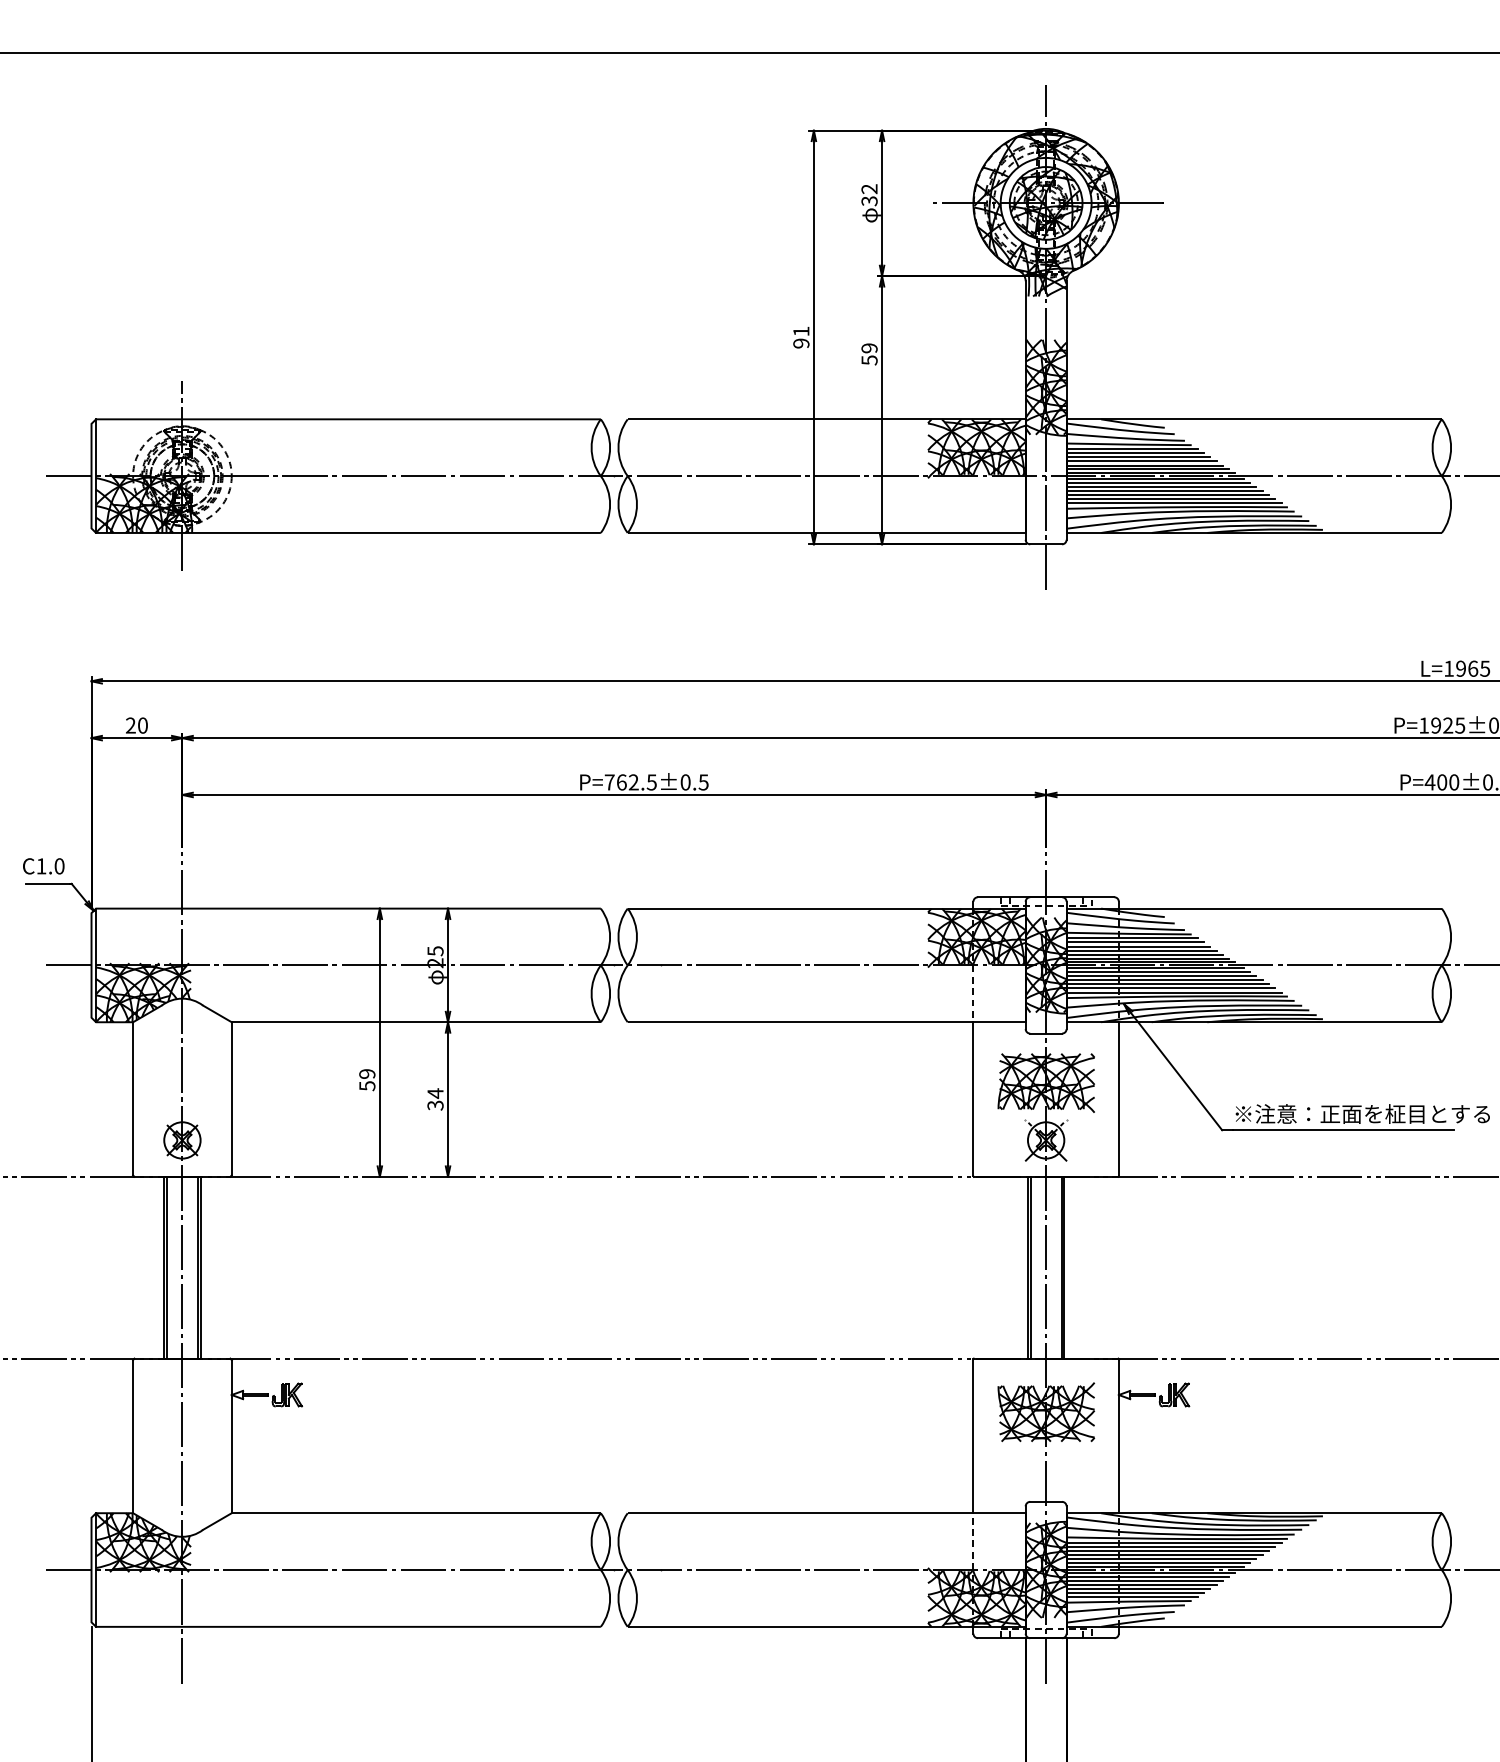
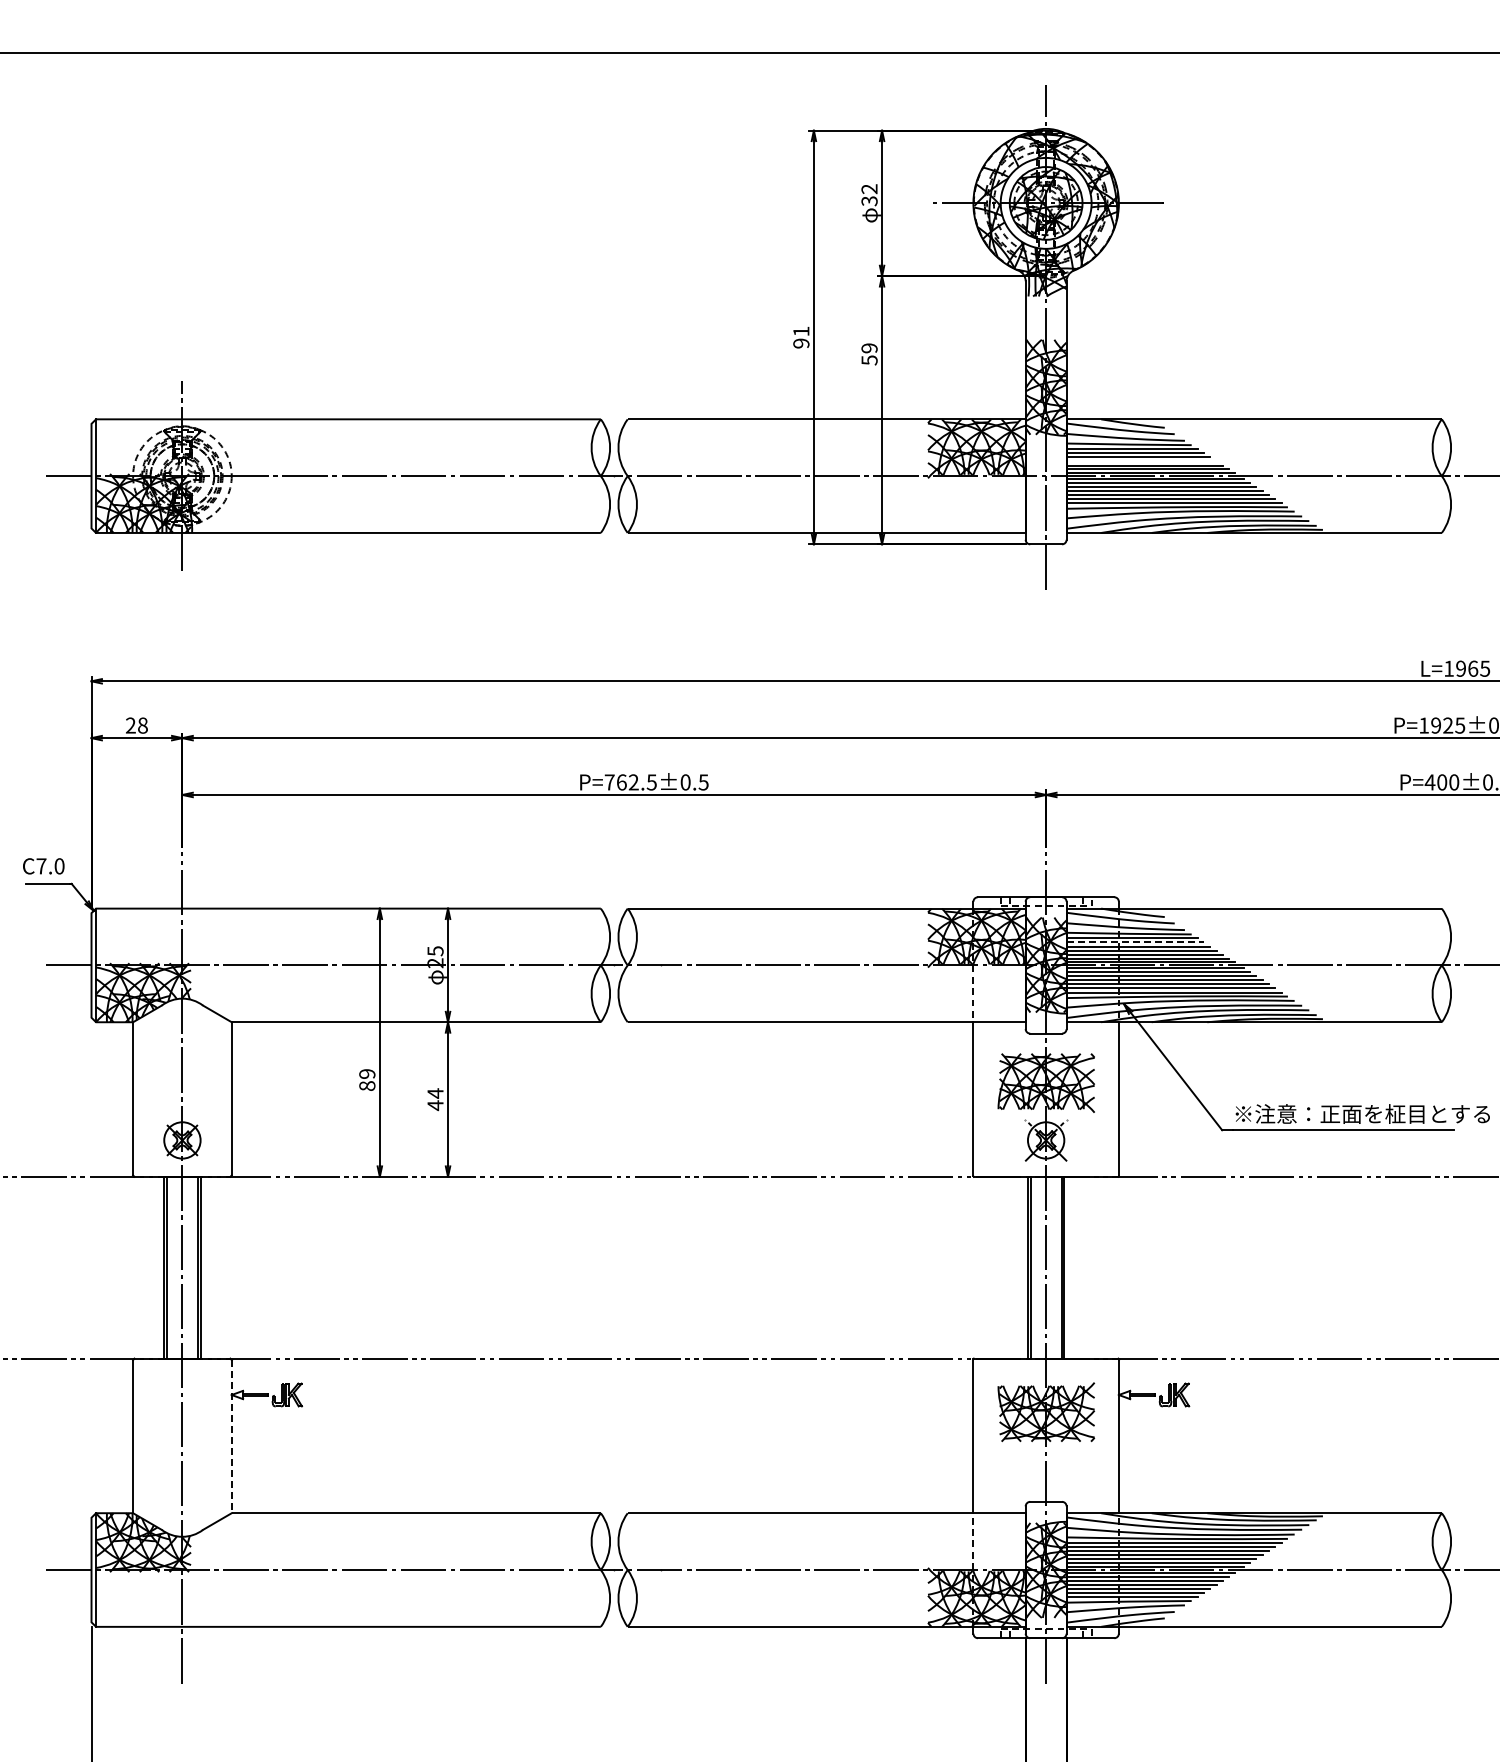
line: present -> none (1141, 461)
text: 20 -> 28 (142, 725)
text: C1.0 -> C7.0 (41, 866)
line: solid -> dashed (1135, 942)
text: 59 -> 89 (367, 1086)
text: 34 -> 44 (435, 1105)
line: solid -> dashed (231, 1436)
